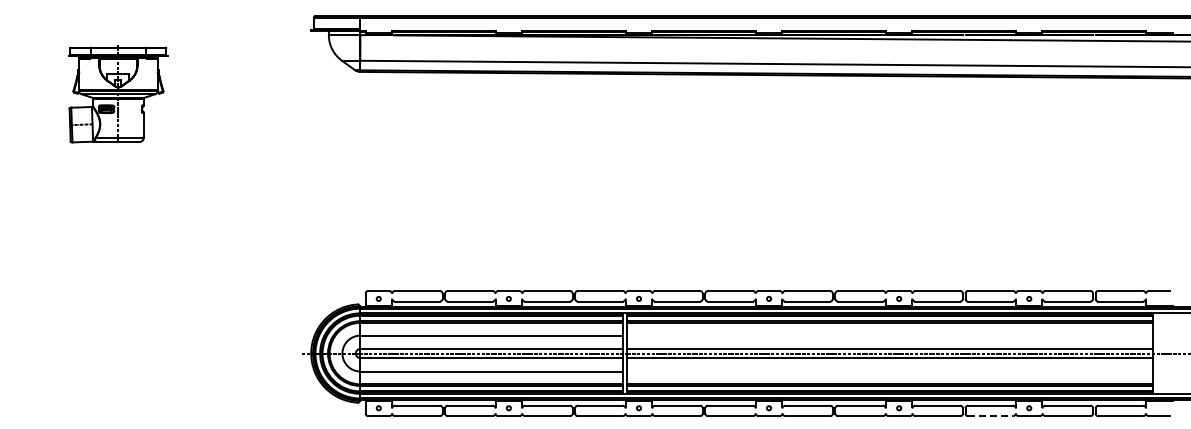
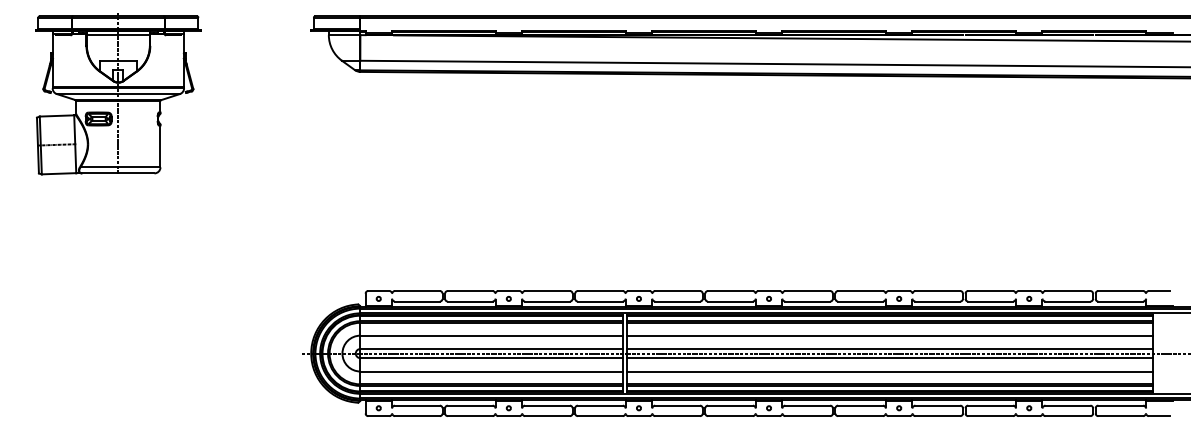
part size: 101x99 px -> 167x163 px (118, 94)
line: none -> present (890, 335)
line: none -> present (890, 371)
line: dashed -> solid (991, 416)
